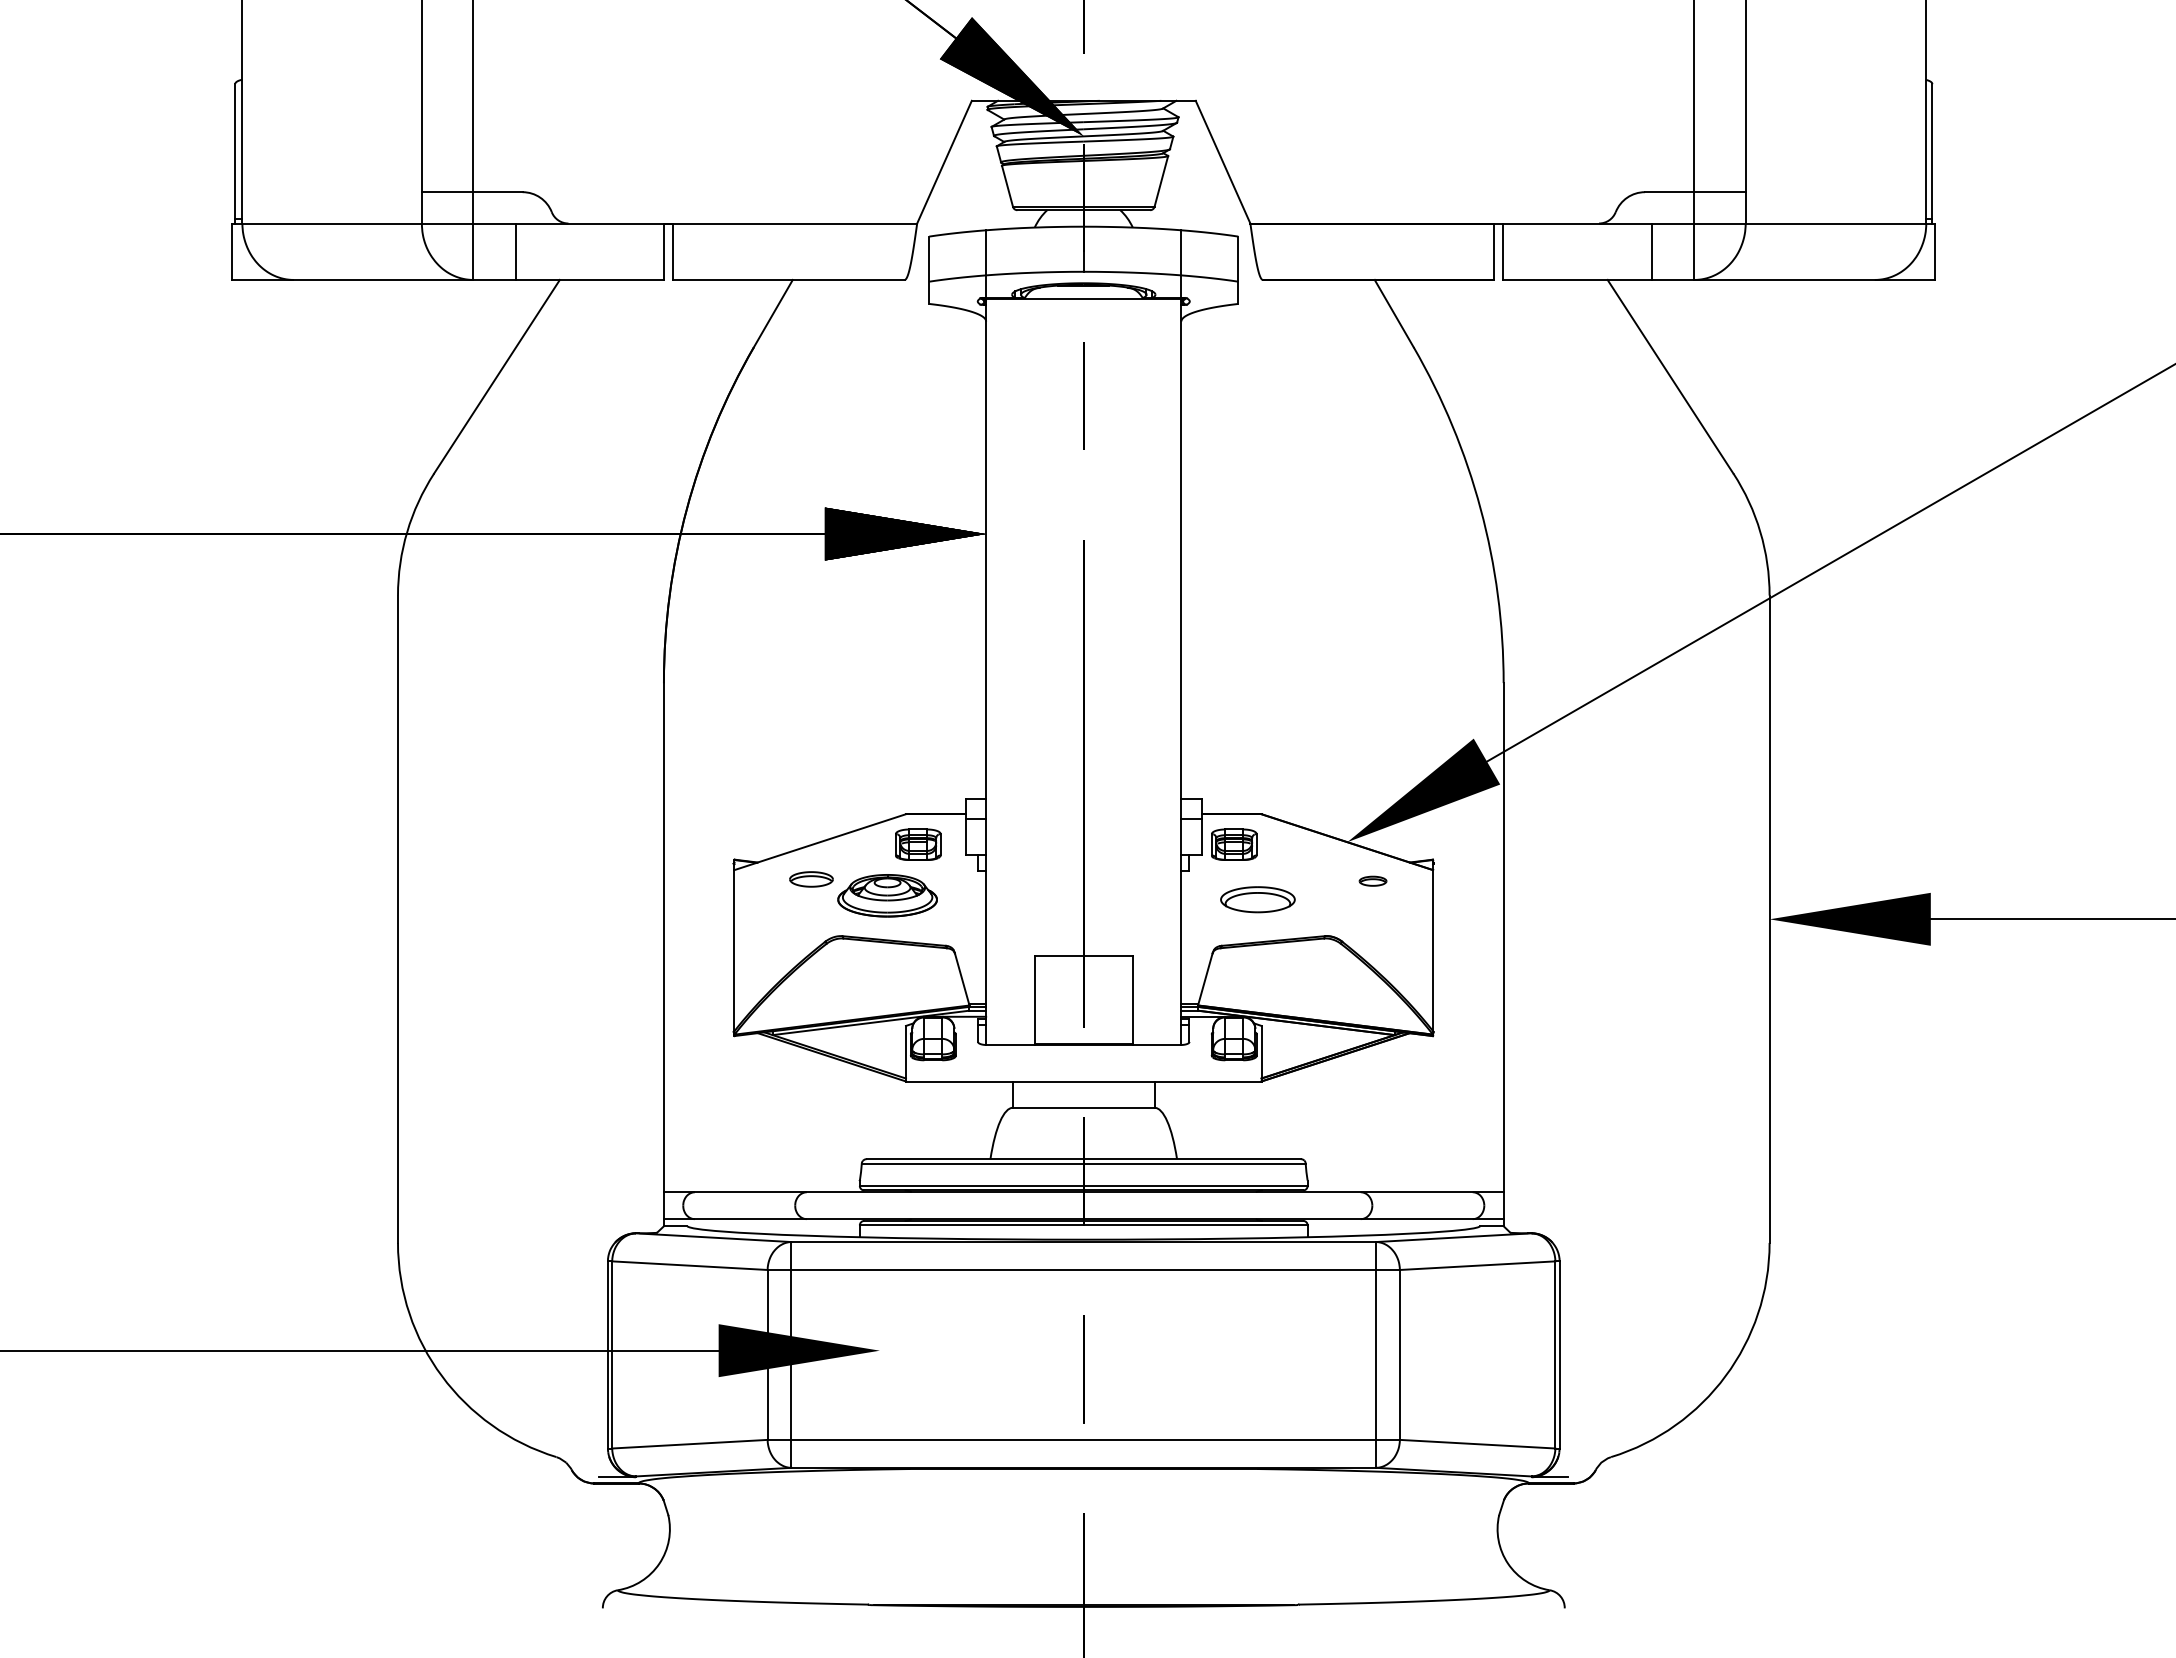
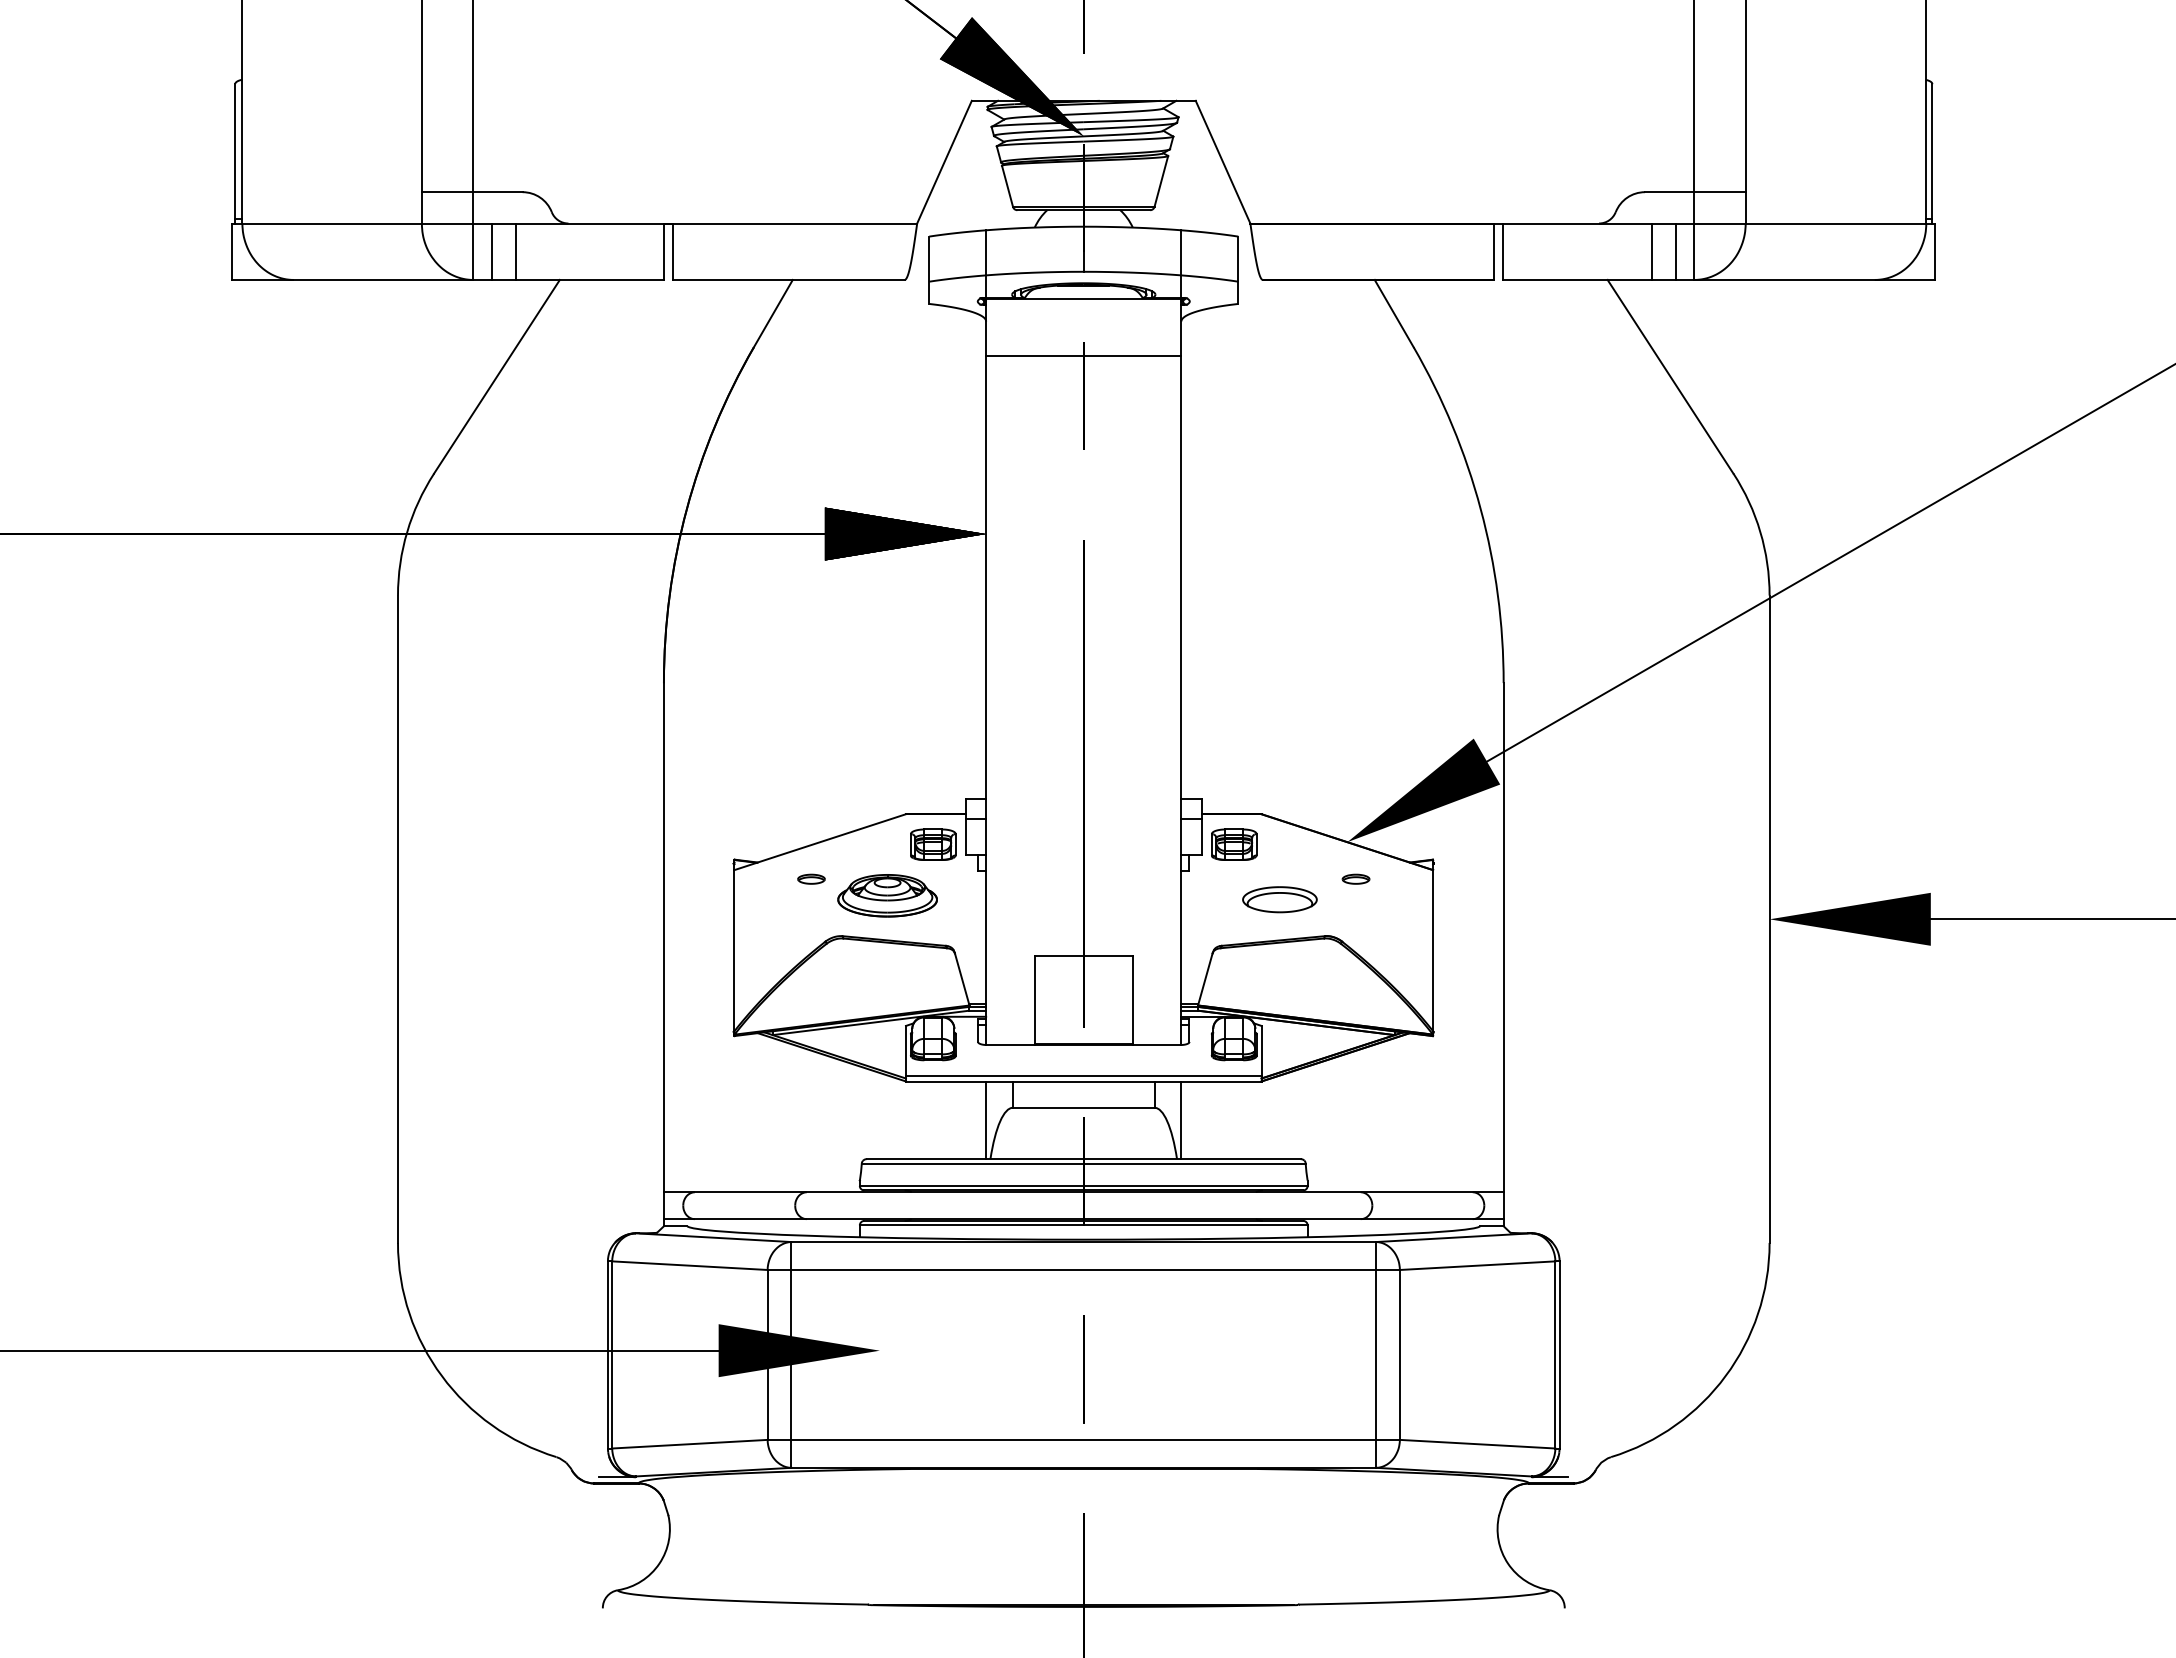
line: none -> present (491, 251)
line: none -> present (1675, 251)
line: none -> present (1083, 355)
part position: (918, 844) -> (933, 844) (933, 844)
part size: 45x17 px -> 29x12 px (811, 878)
part position: (1372, 880) -> (1355, 878) (1355, 878)
part position: (1257, 899) -> (1279, 899) (1279, 899)
line: none -> present (1083, 1075)
line: none -> present (986, 1120)
line: none -> present (1181, 1120)
